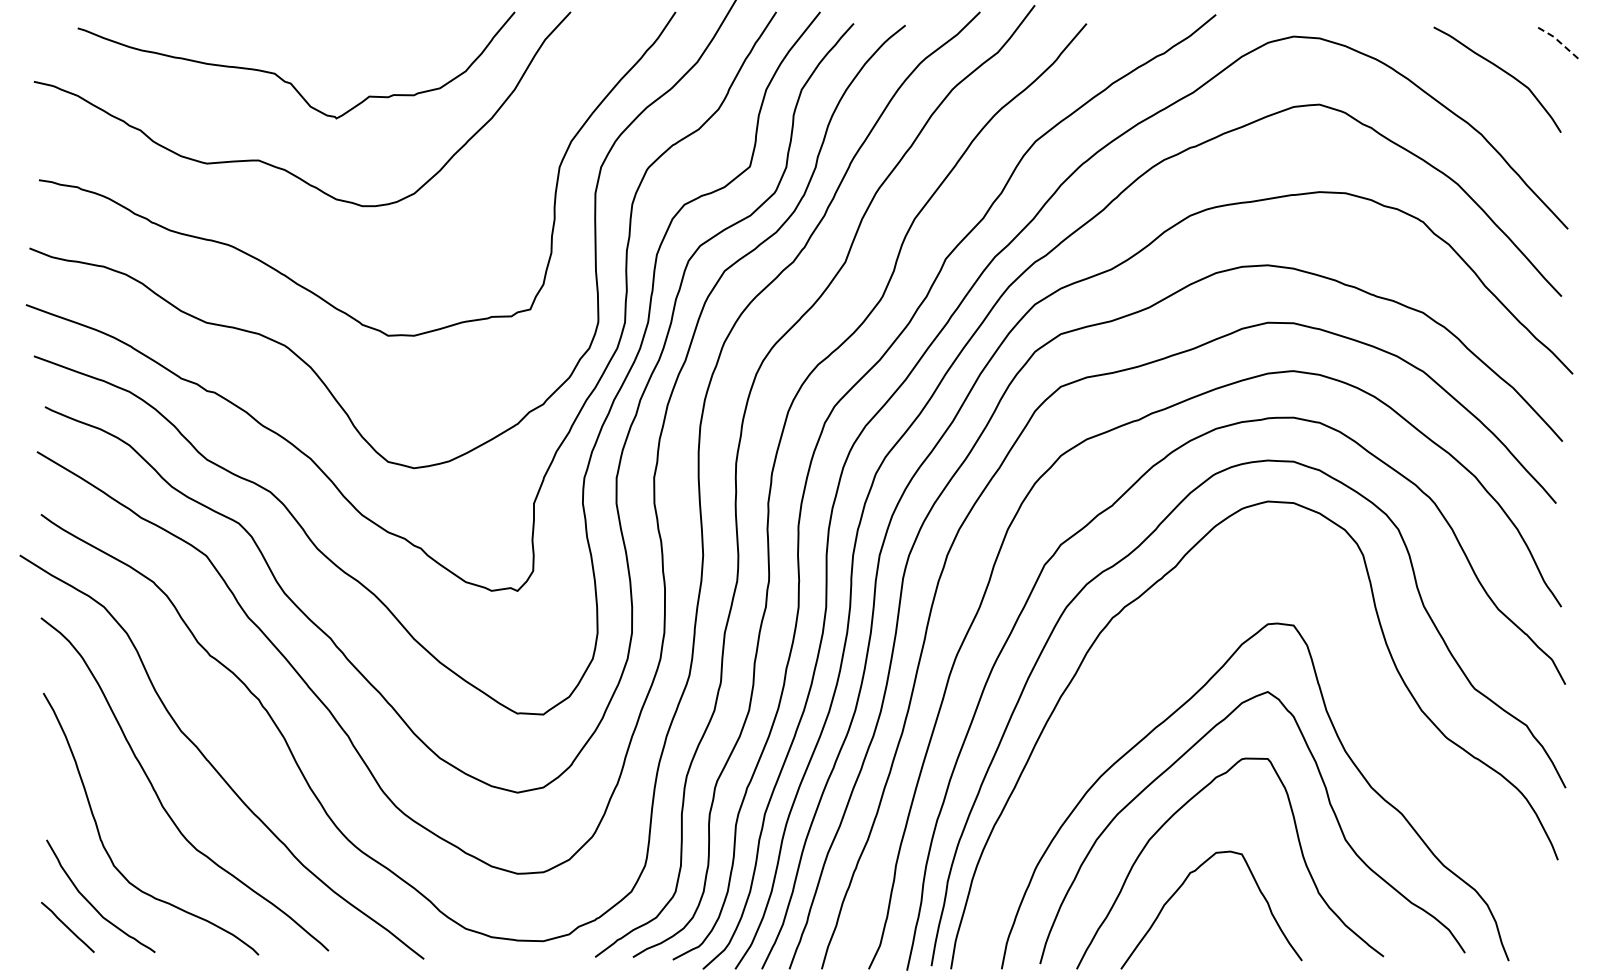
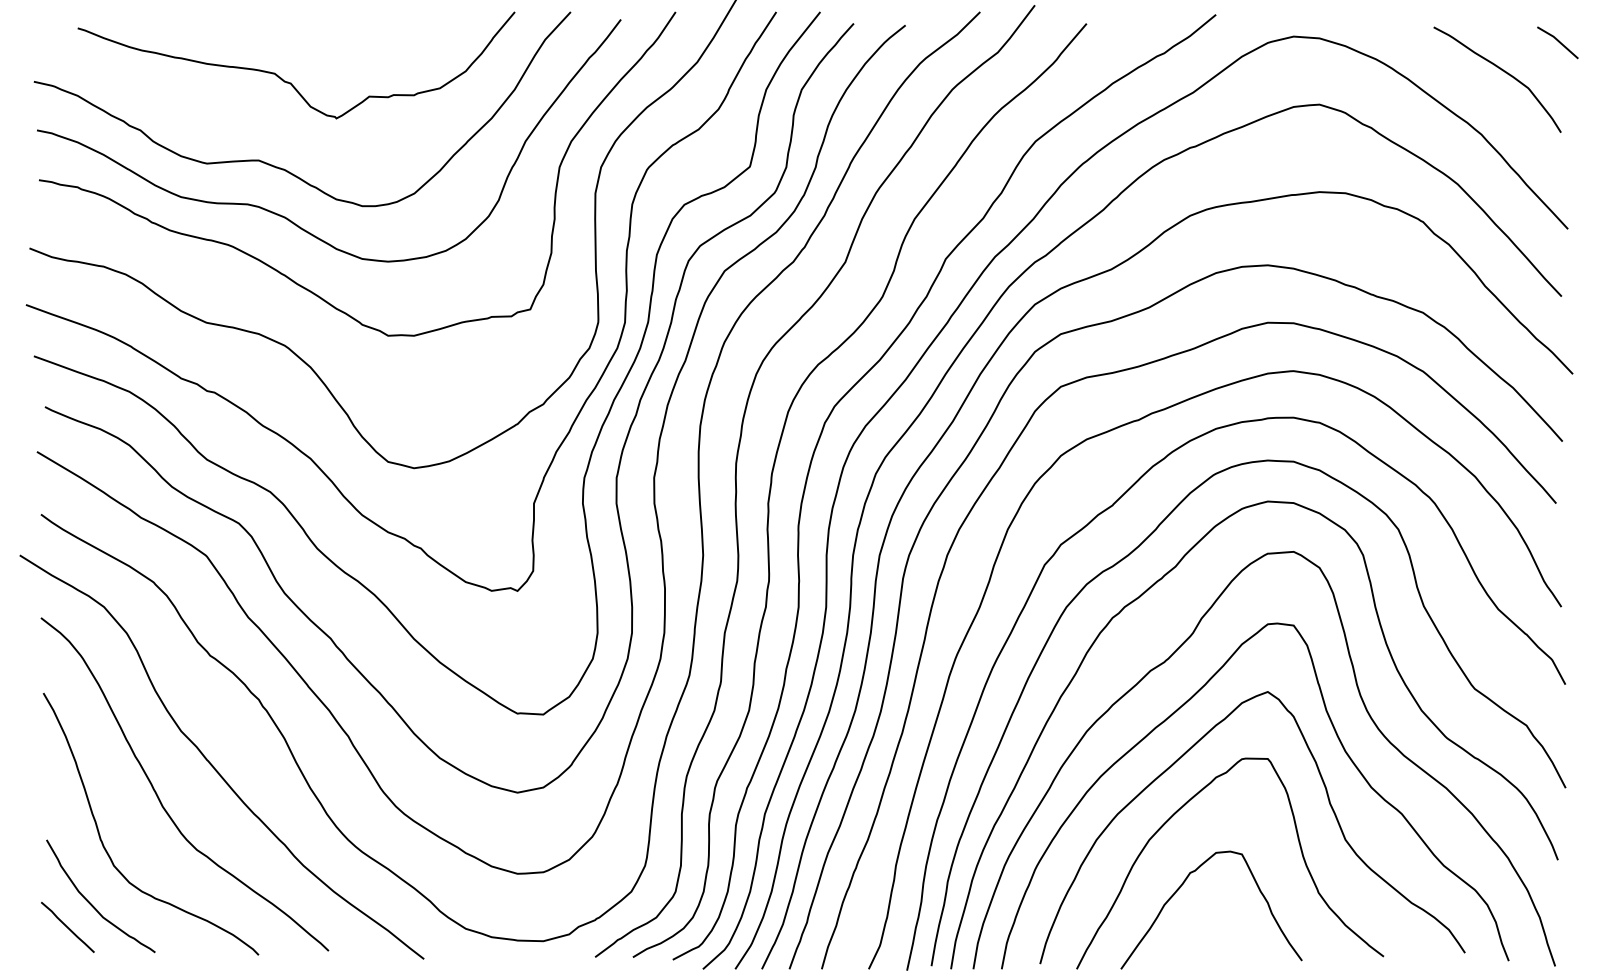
line: dashed -> solid (1558, 41)
curve: none -> present (285, 216)
curve: none -> present (1365, 710)
